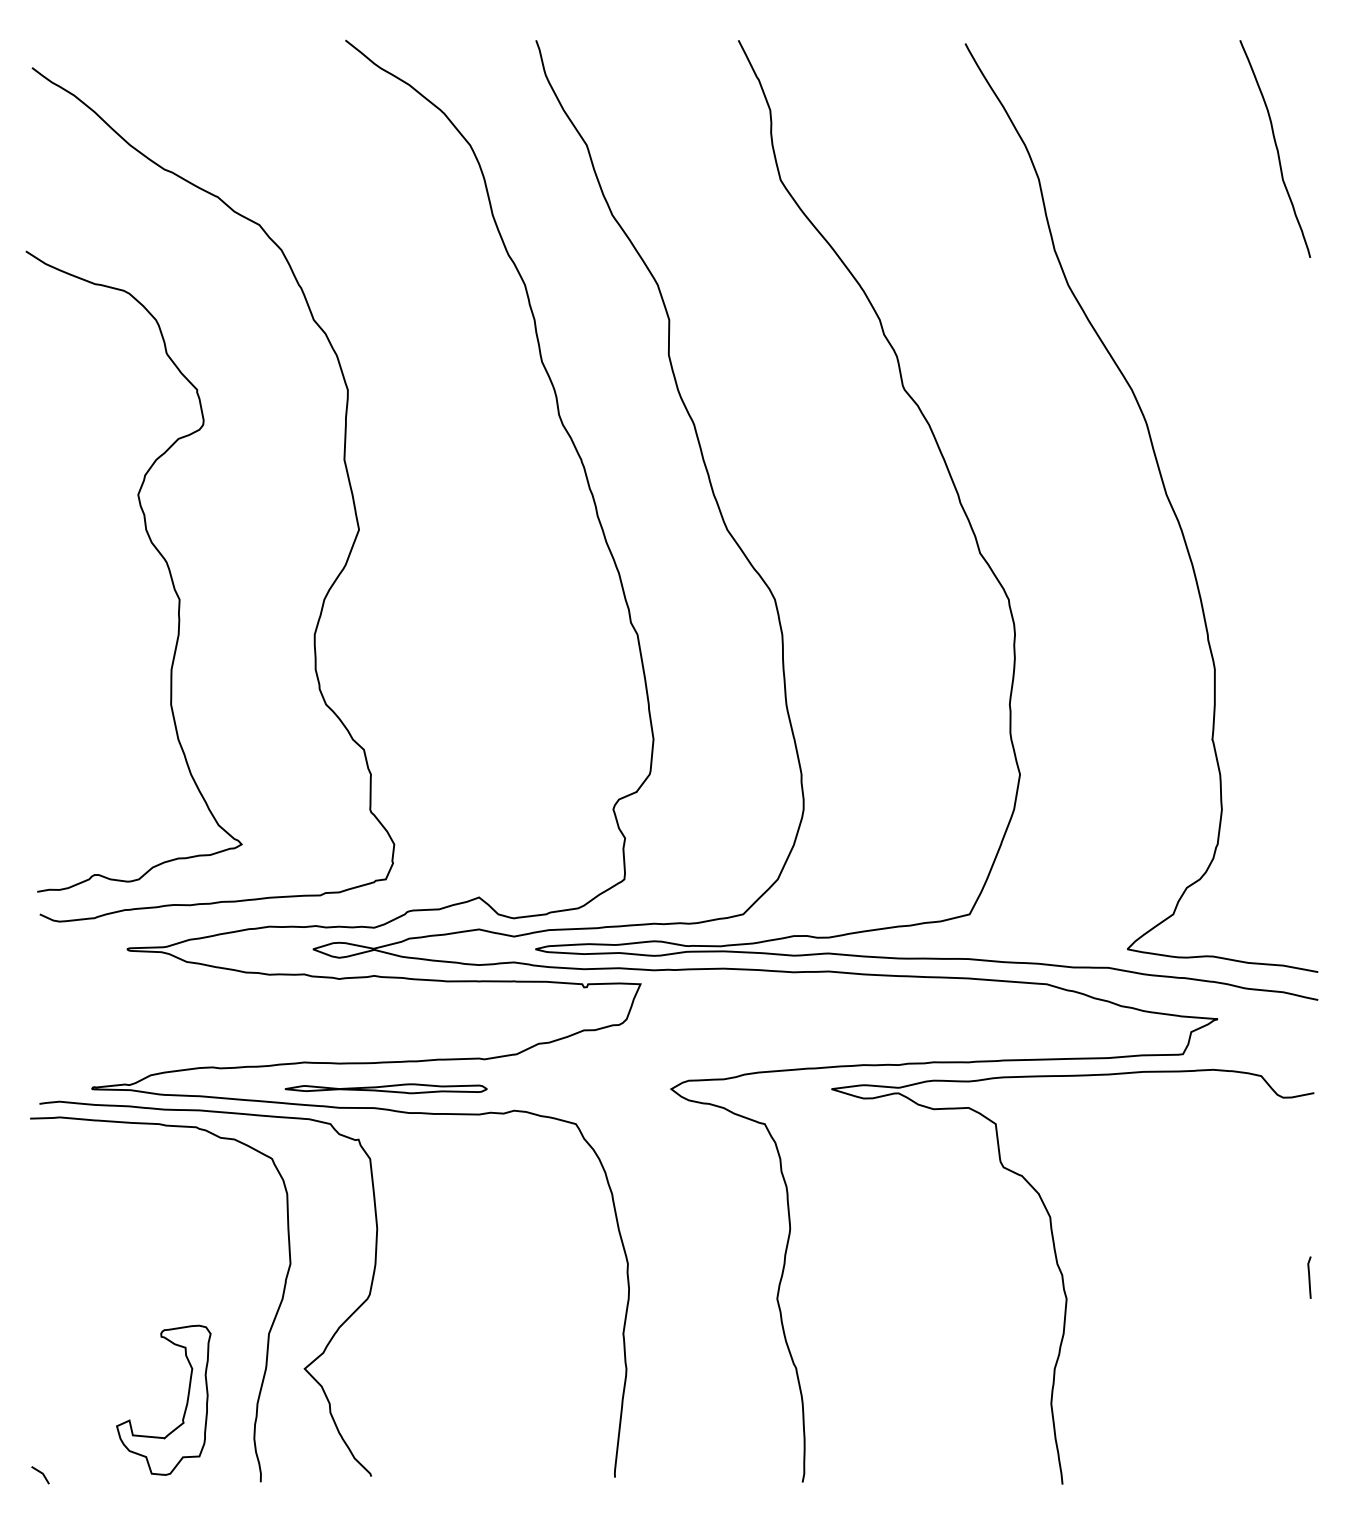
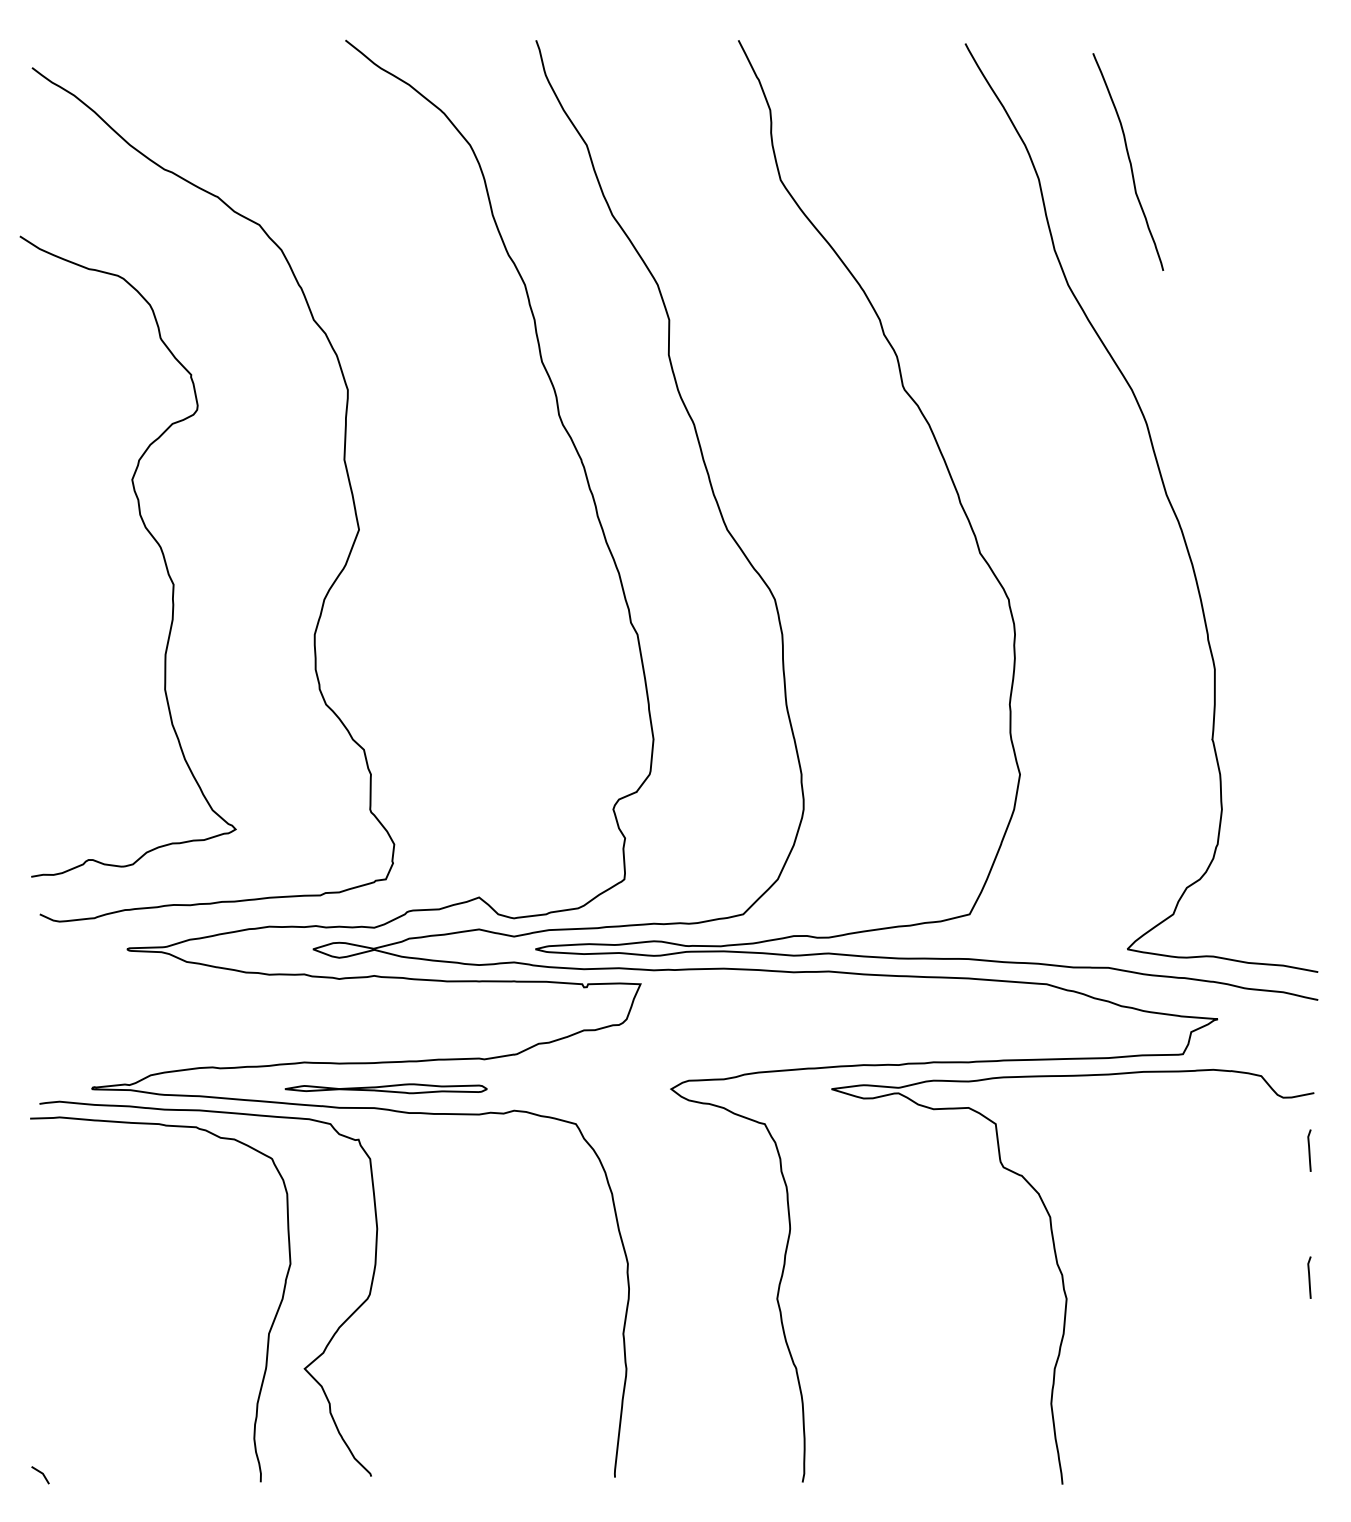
curve position: (1275, 147) -> (1128, 160) (1128, 160)
curve position: (159, 554) -> (153, 539) (153, 539)
line: none -> present (1309, 1150)
part: present -> none (185, 1405)
